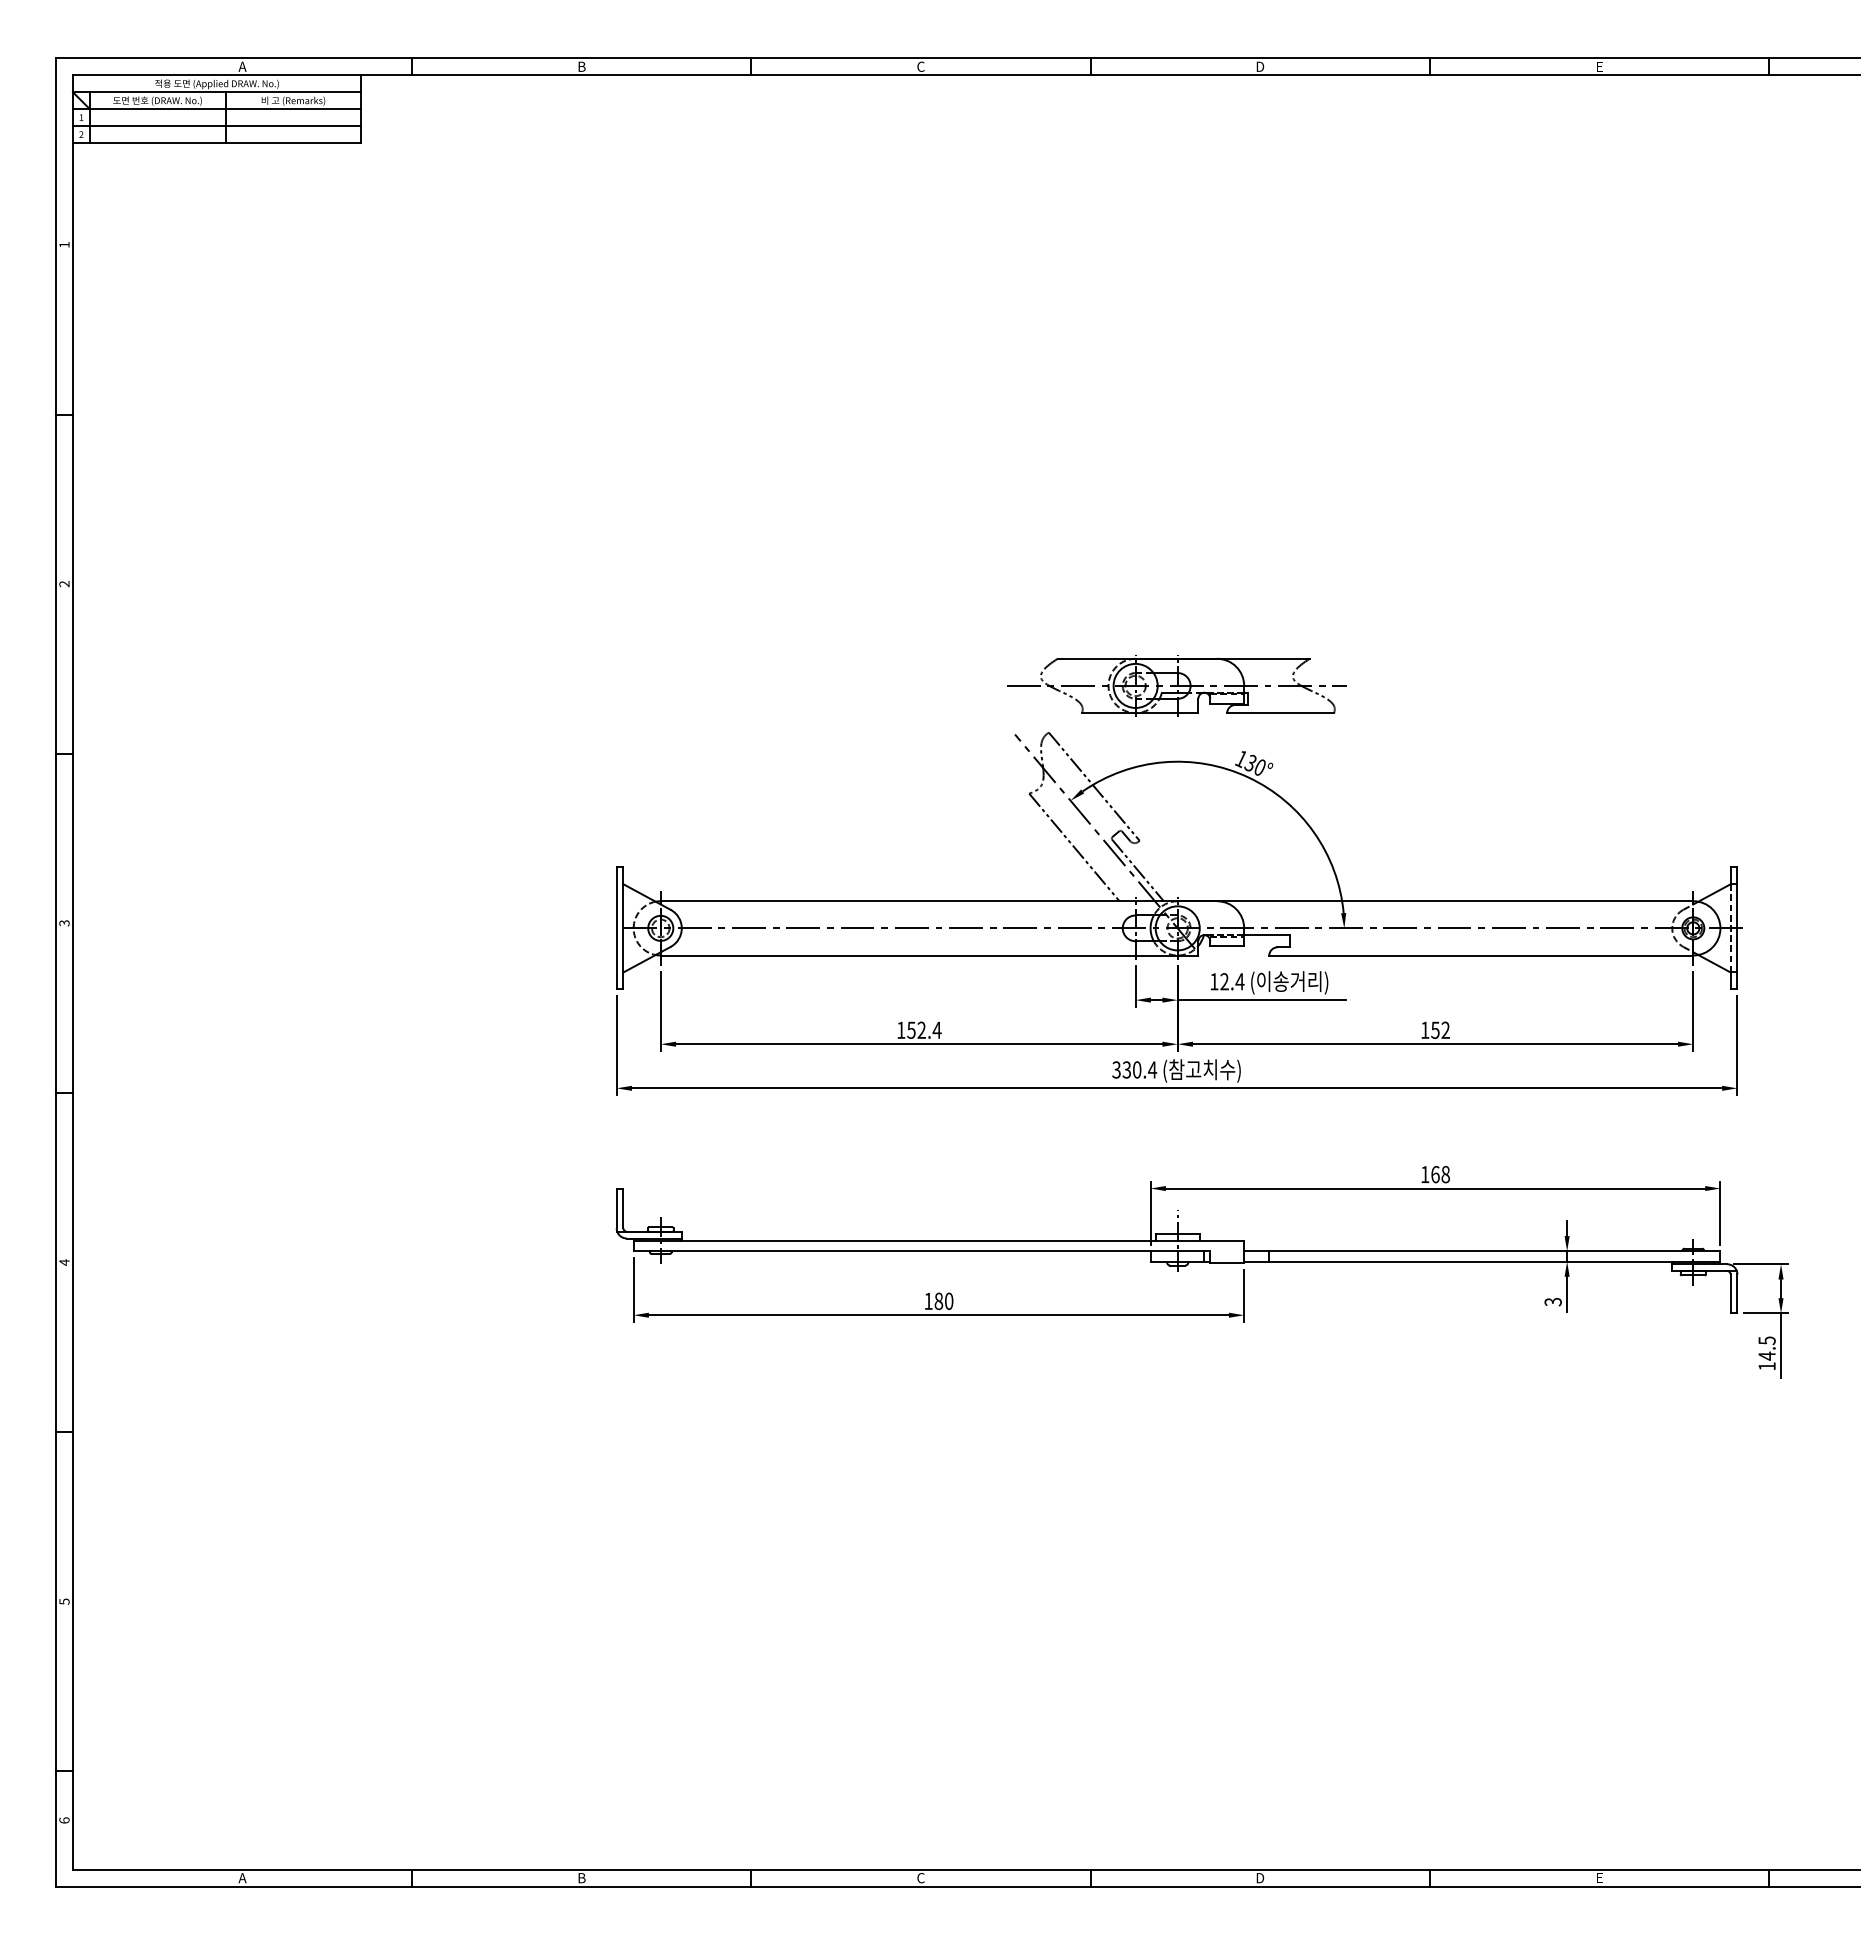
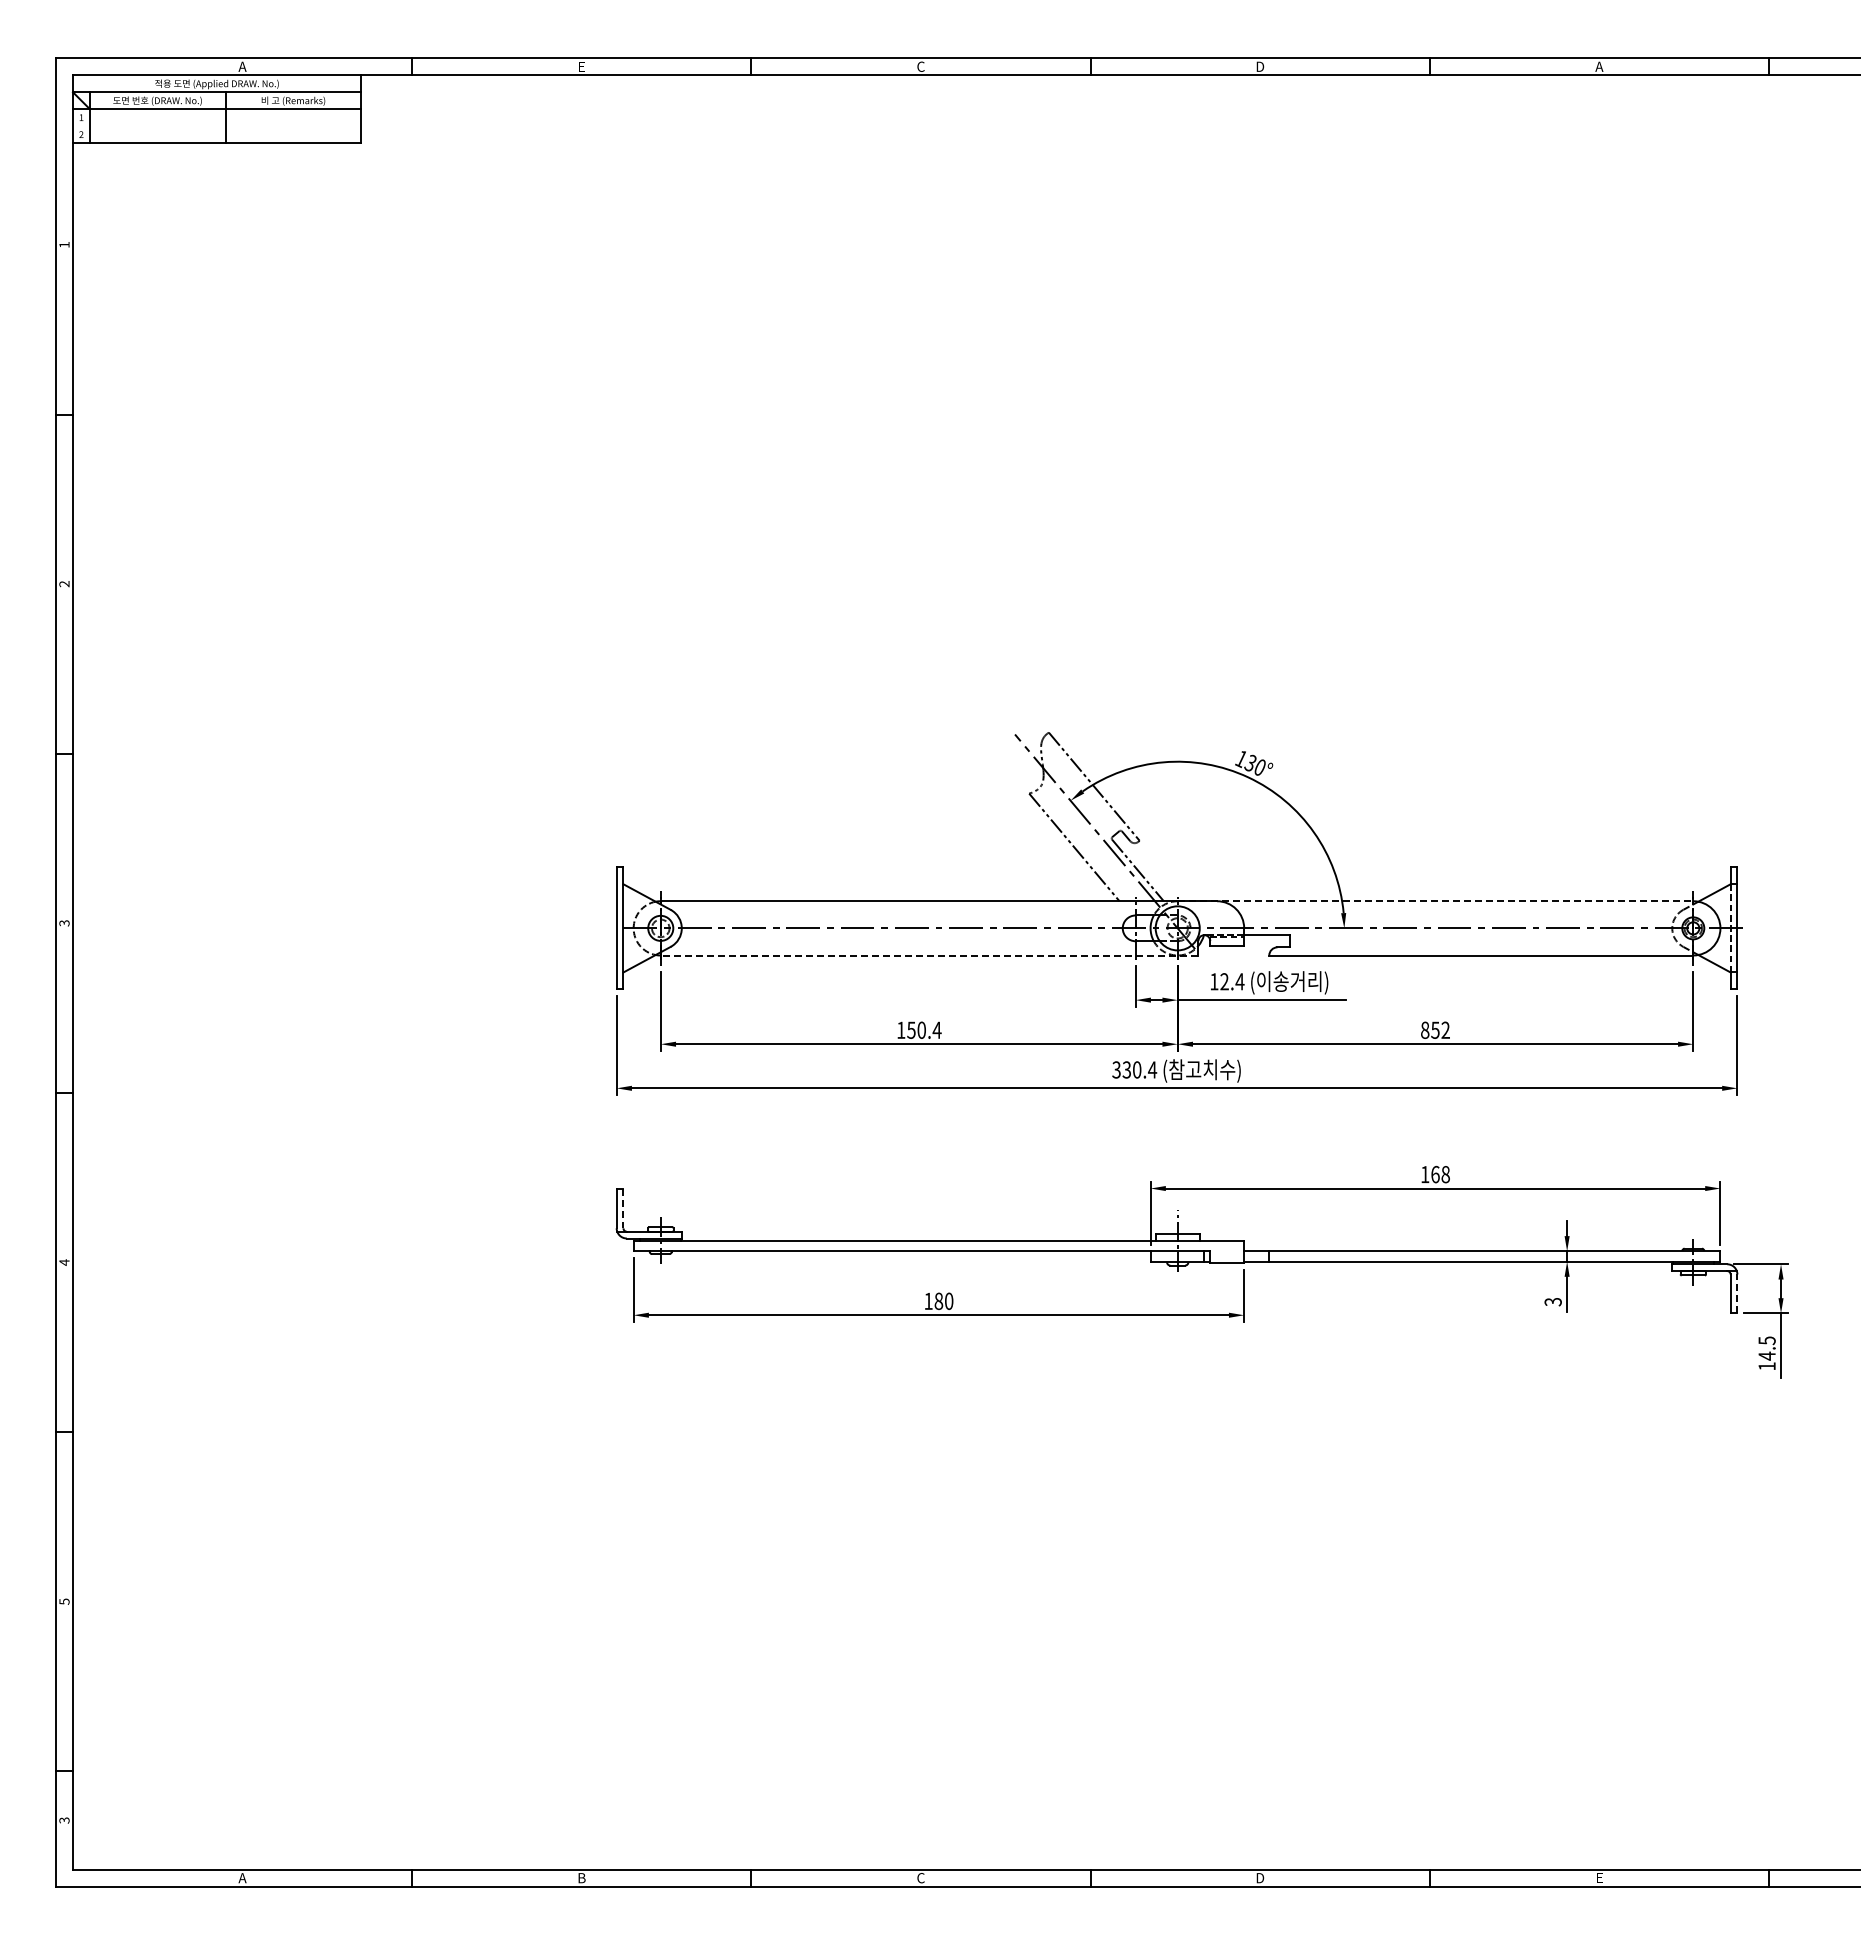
text: B -> E (581, 66)
text: E -> A (1599, 66)
line: present -> none (216, 126)
part: present -> none (1176, 685)
line: solid -> dashed (1435, 901)
line: solid -> dashed (929, 955)
text: 152.4 -> 150.4 (921, 1029)
text: 152 -> 852 (1425, 1029)
line: solid -> dashed (623, 1208)
line: solid -> dashed (1737, 1293)
text: 6 -> 3 (64, 1820)
